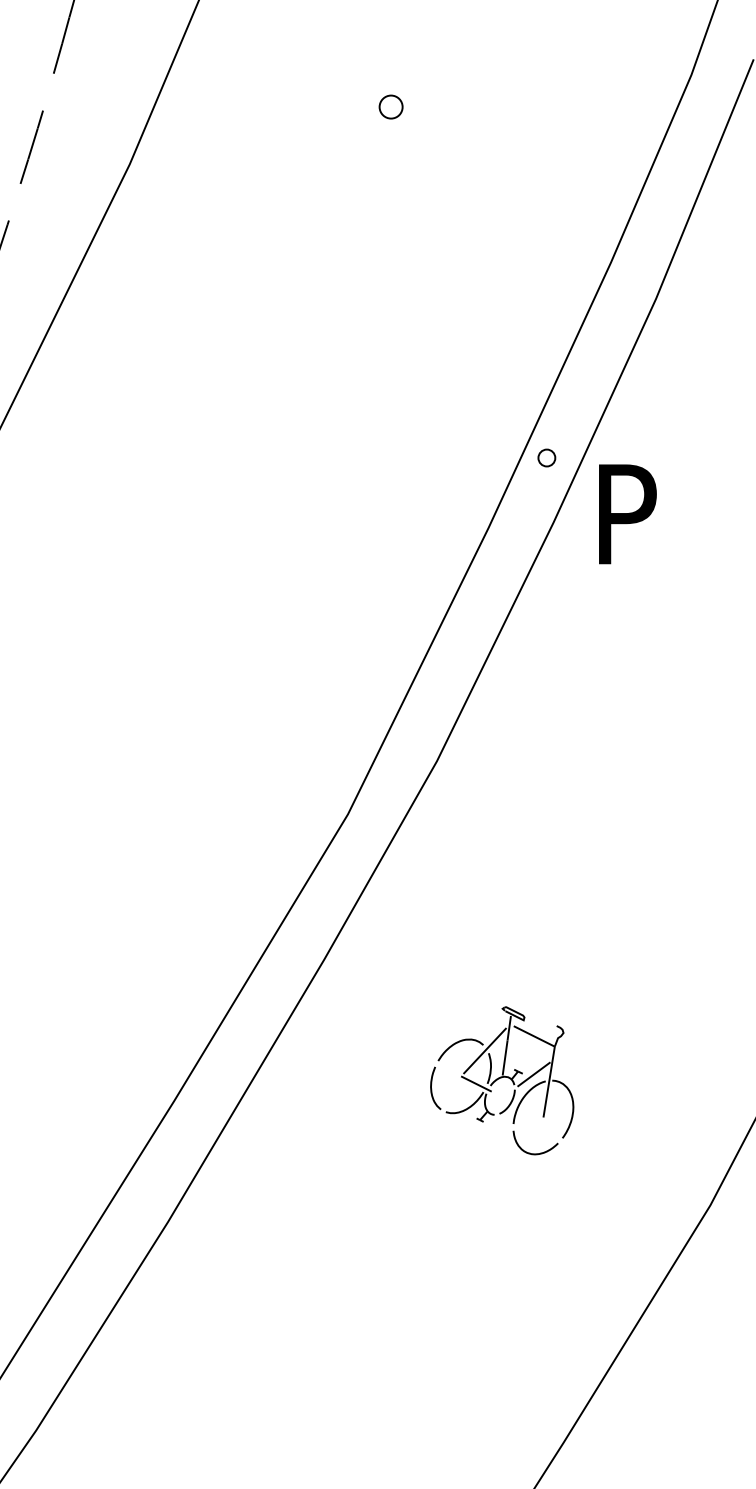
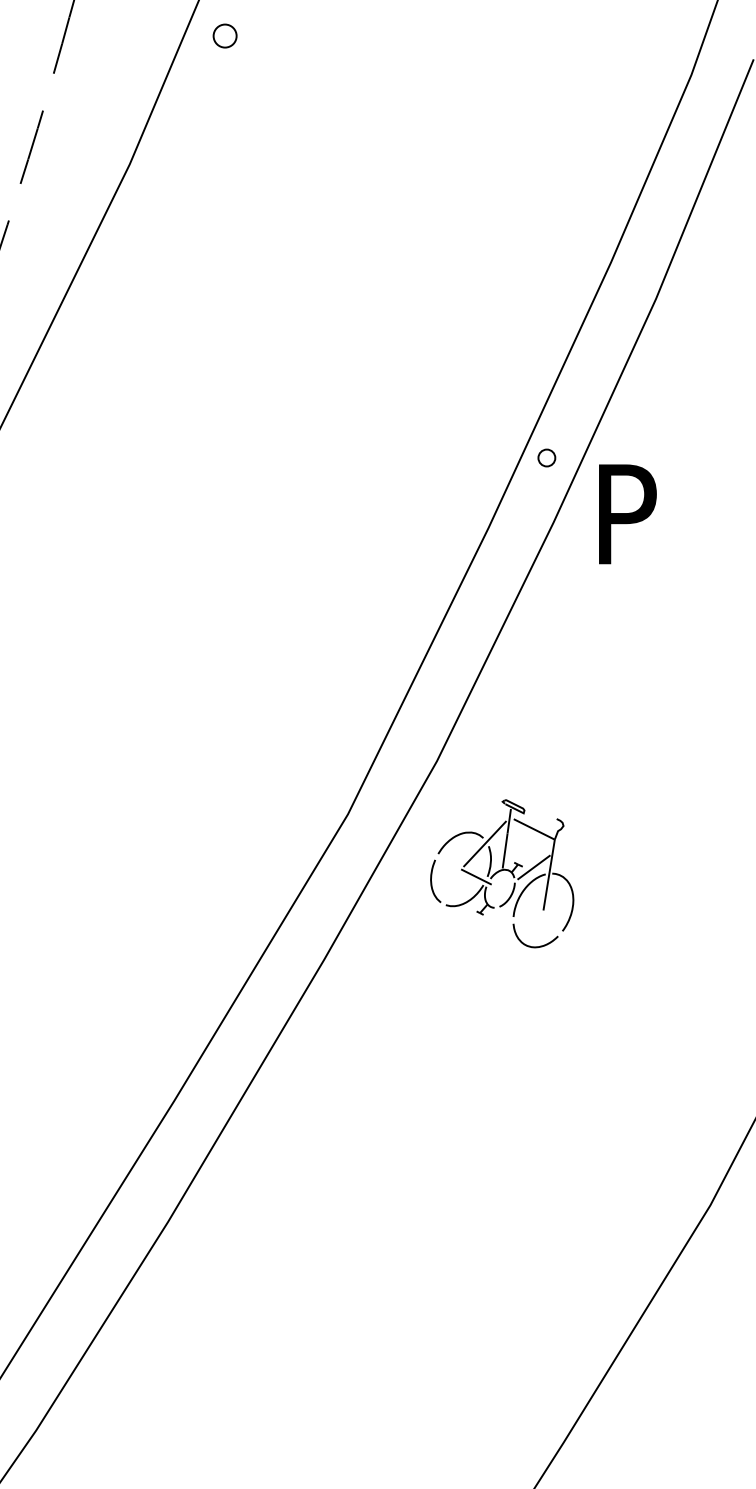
part position: (390, 106) -> (224, 35) (224, 35)
part position: (502, 1080) -> (502, 873) (502, 873)
